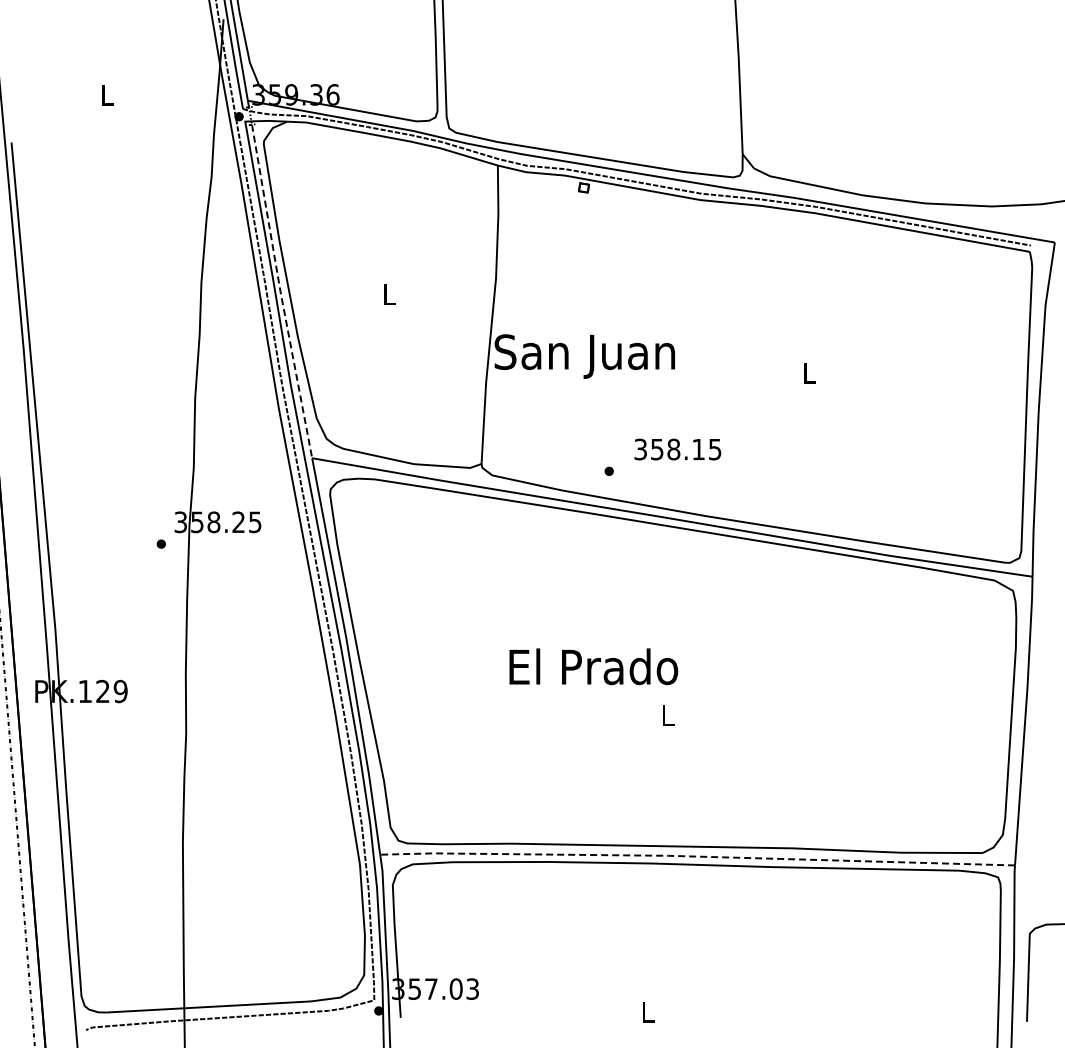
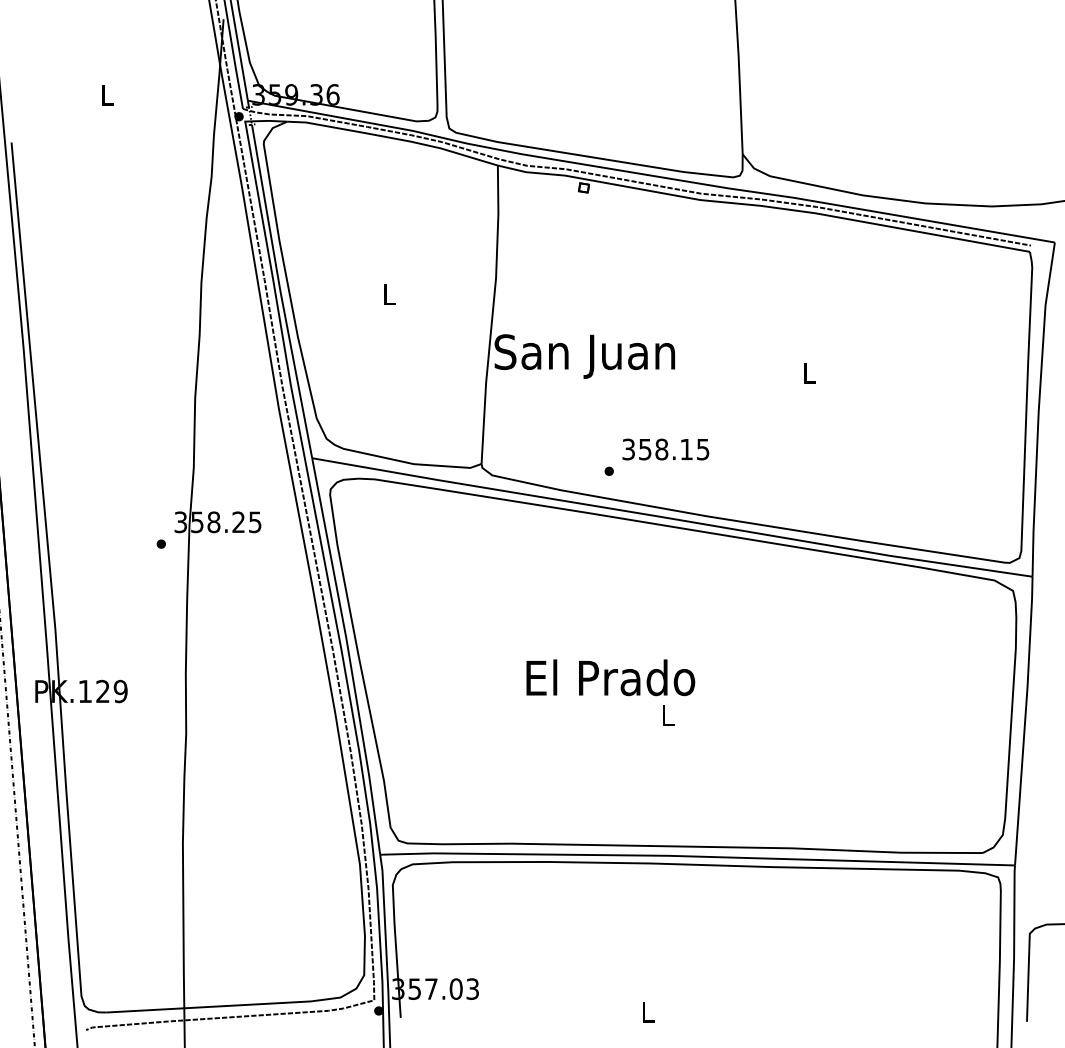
line: dashed -> solid (280, 291)
text position: (677, 449) -> (665, 449) (665, 449)
text position: (593, 666) -> (610, 677) (610, 677)
line: dashed -> solid (696, 856)
